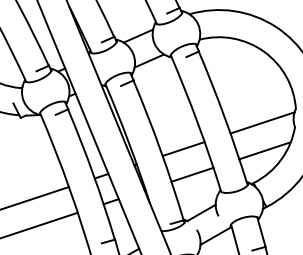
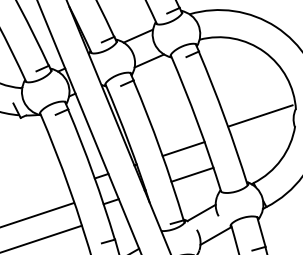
line position: (262, 122) -> (260, 115) (260, 115)
line: present -> none (264, 150)
line position: (35, 198) -> (37, 214) (37, 214)
line position: (39, 224) -> (41, 238) (41, 238)
